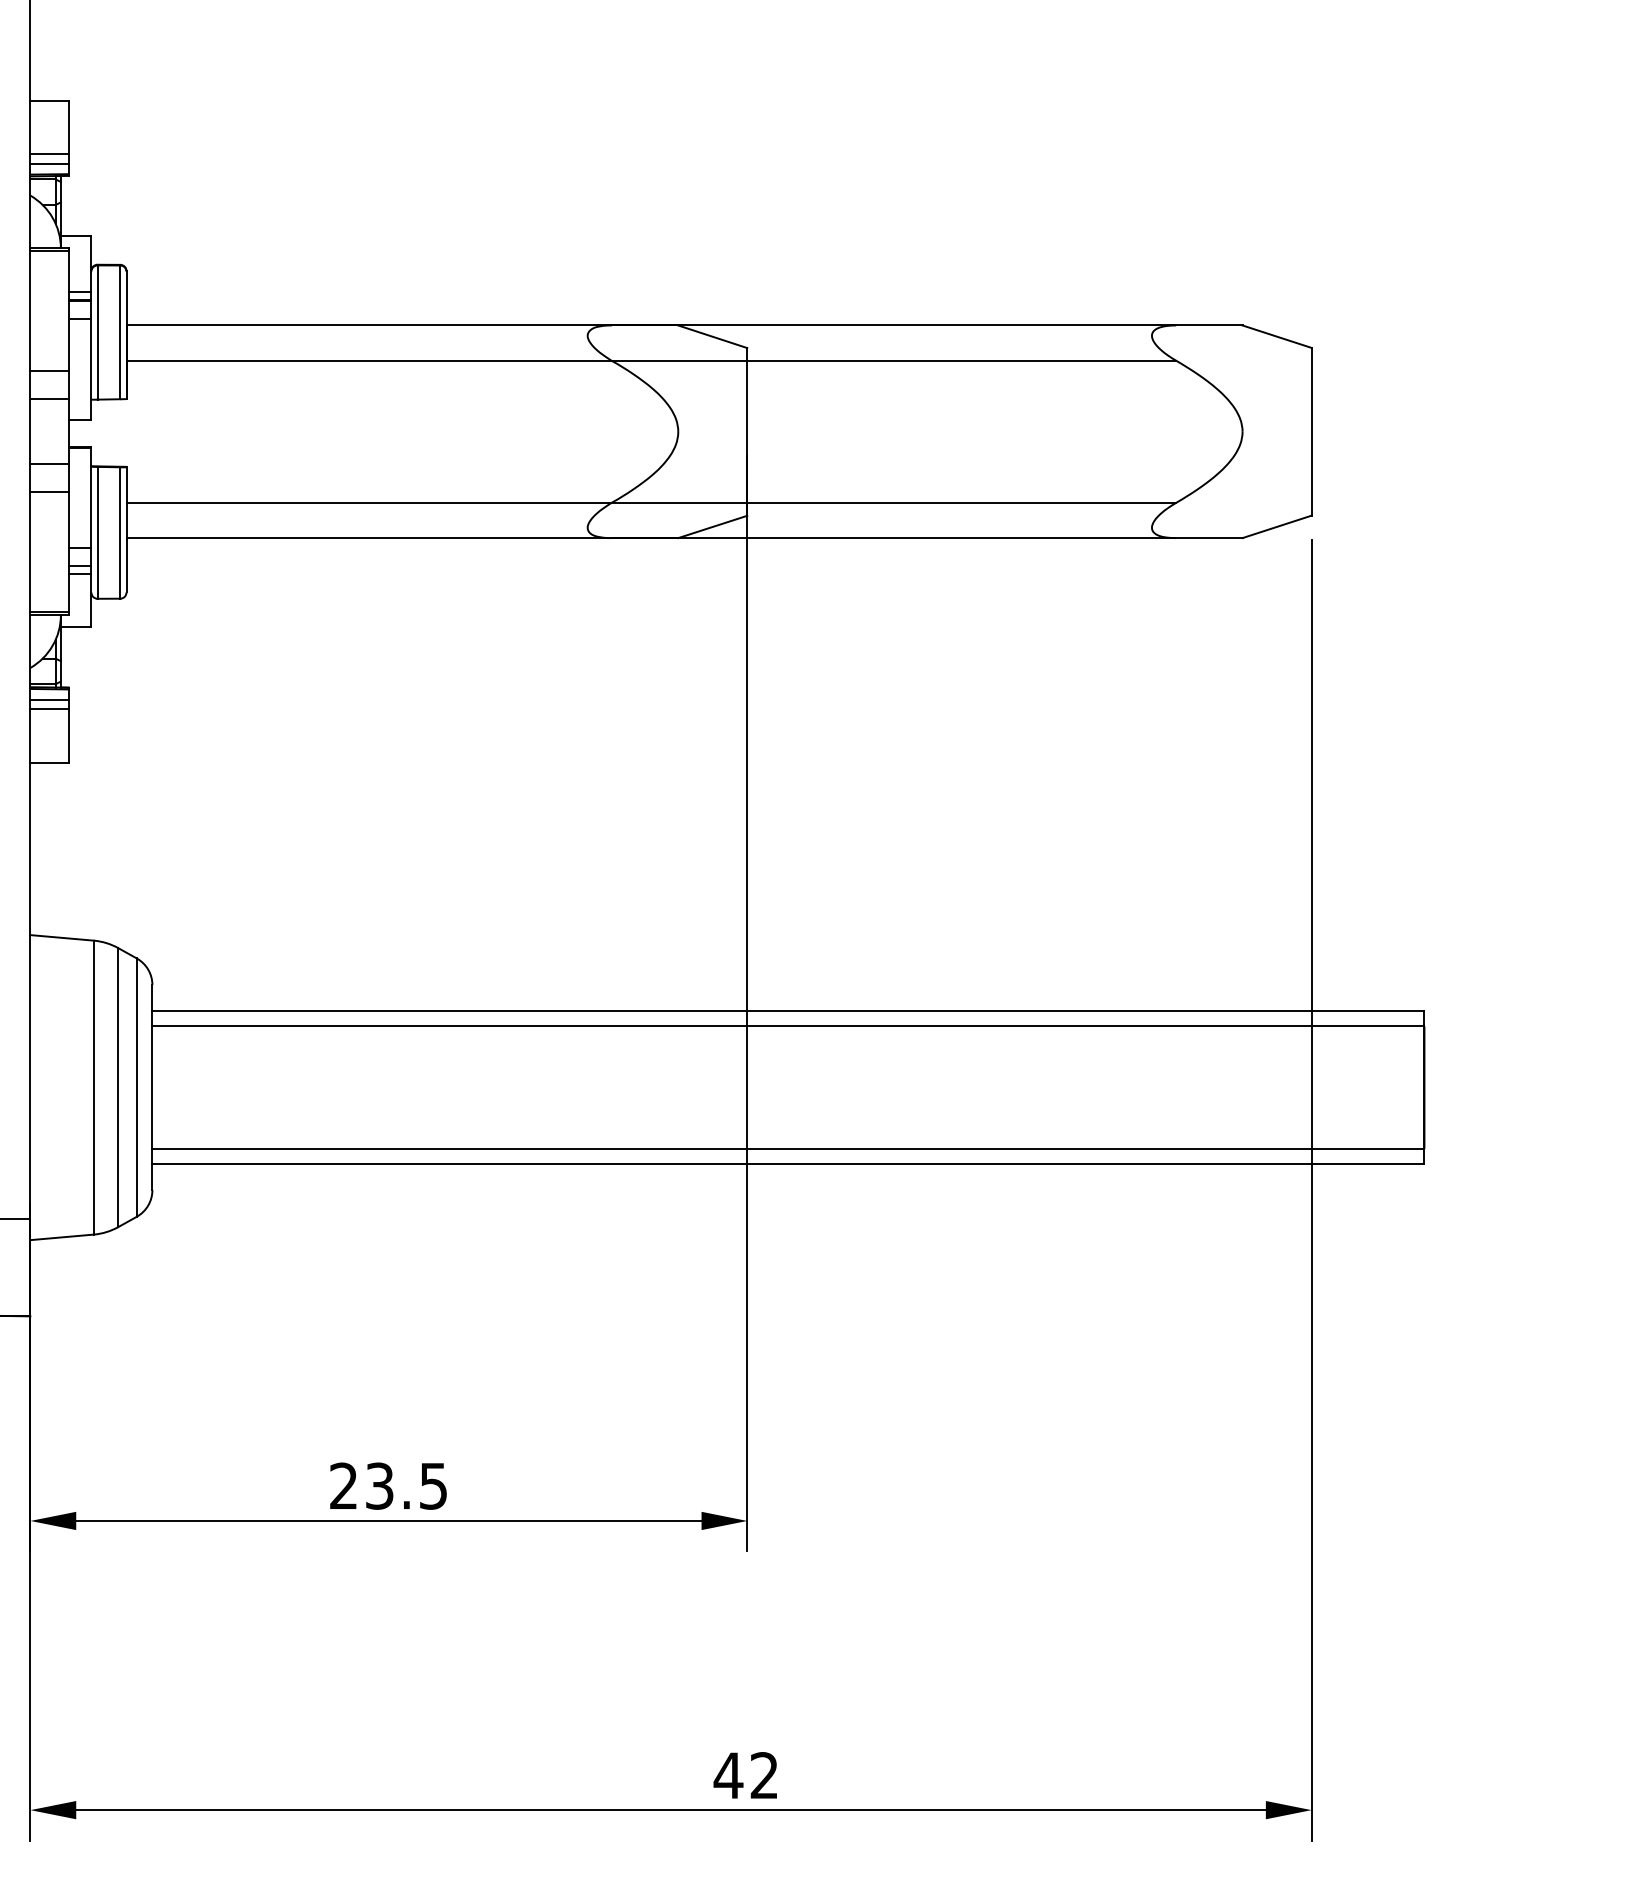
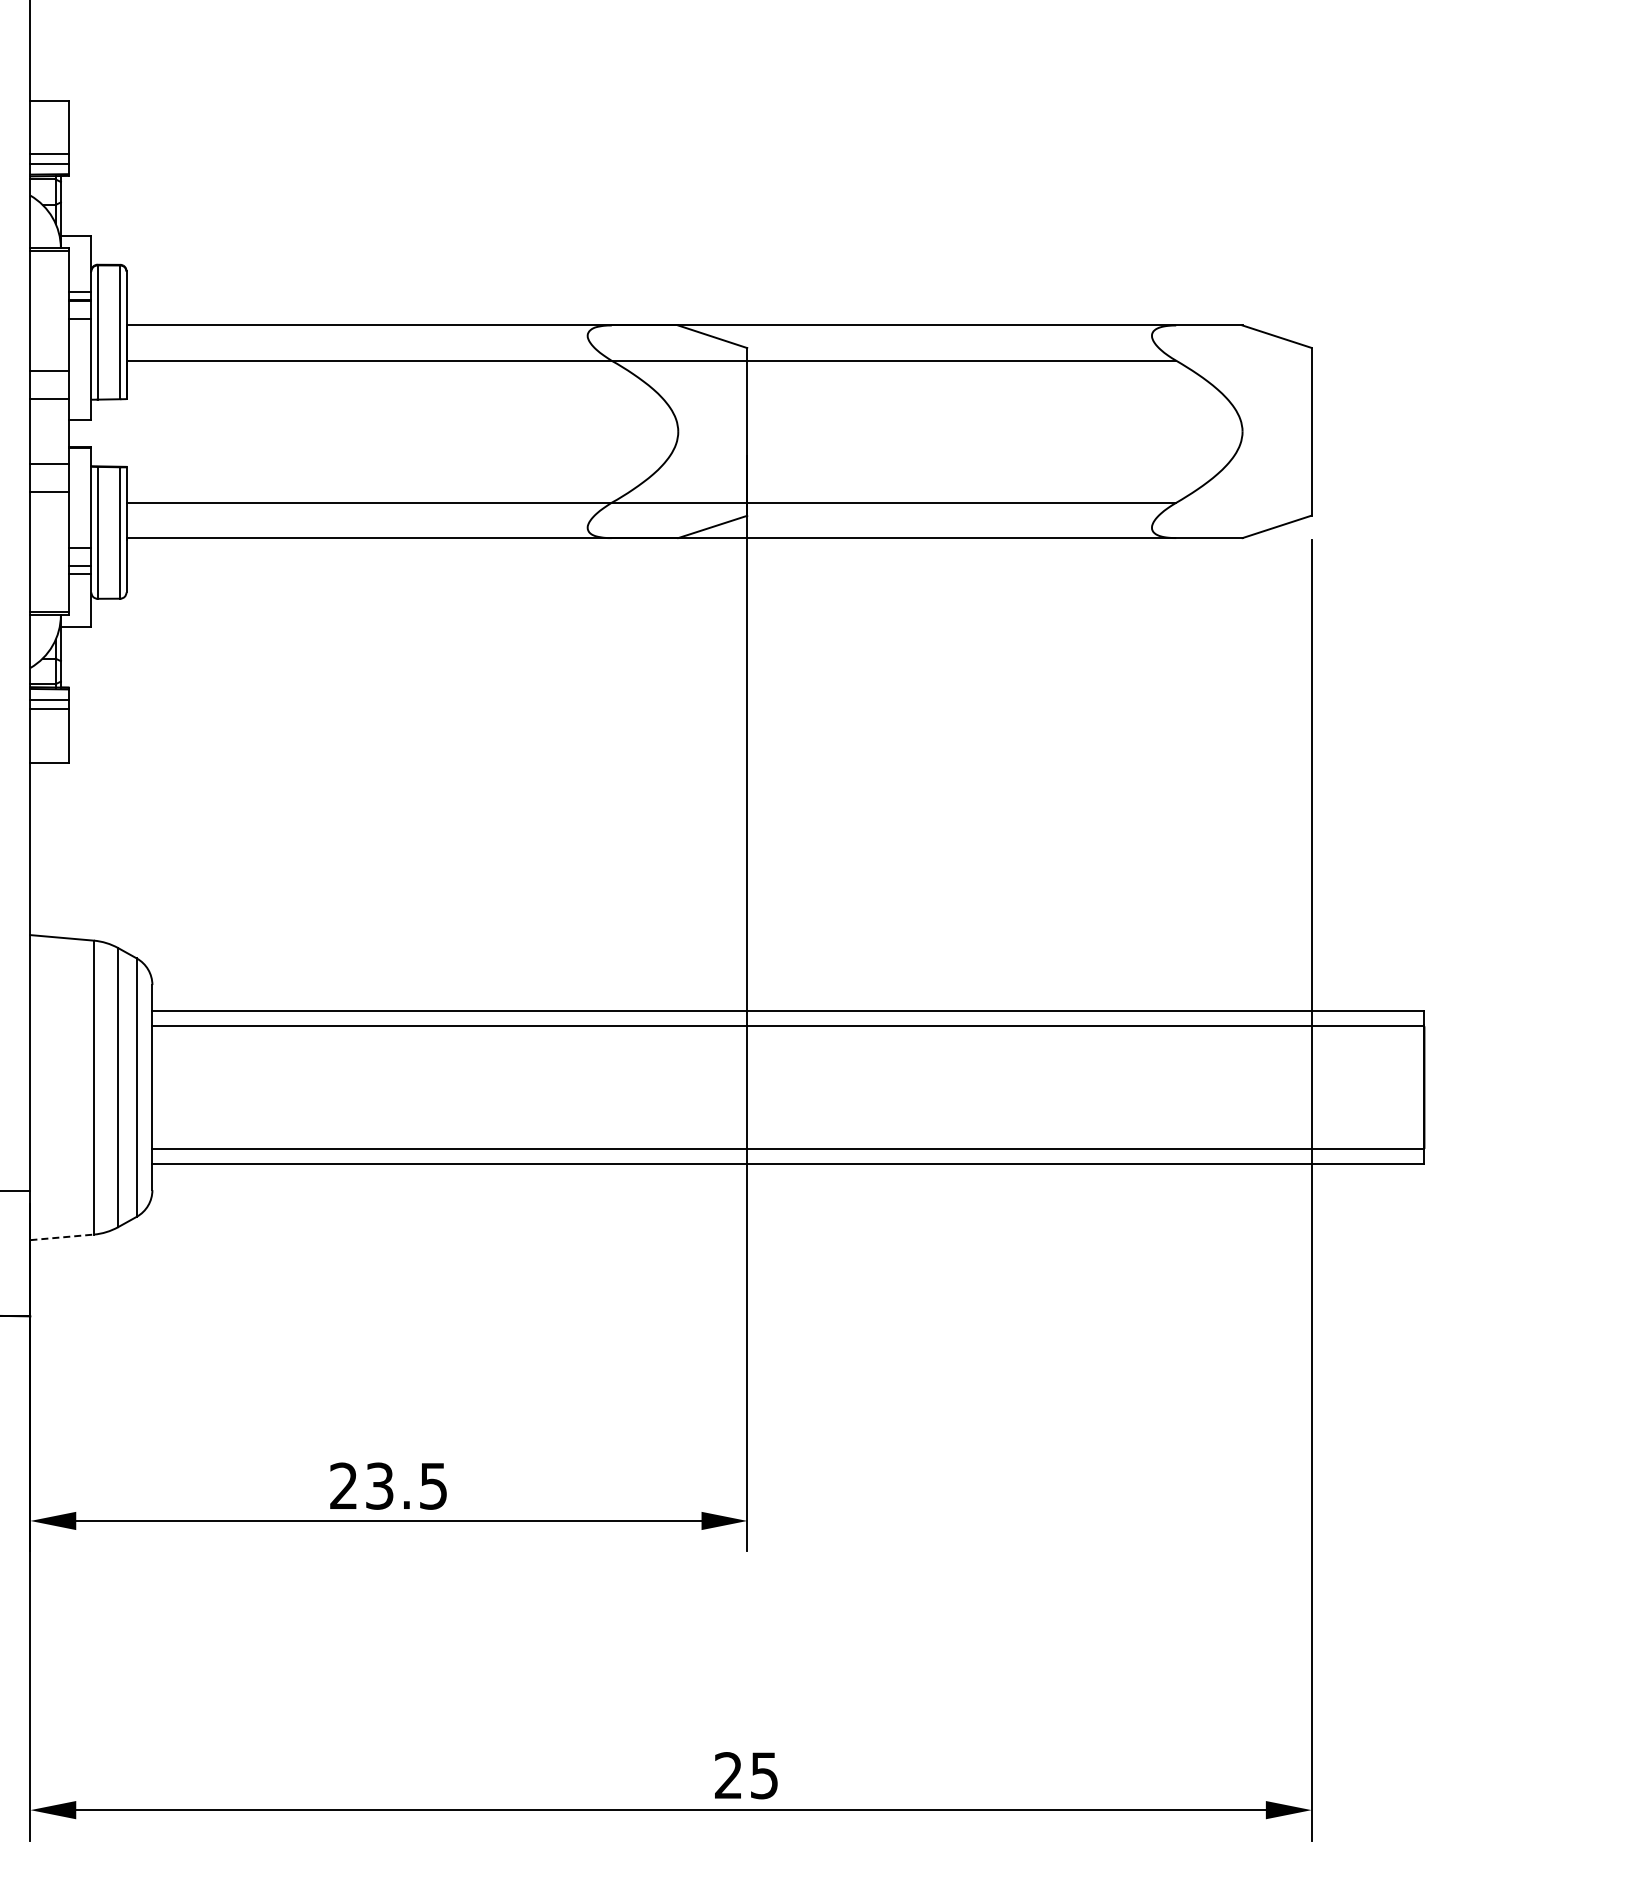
line position: (16, 1218) -> (16, 1190) (16, 1190)
line: solid -> dashed (62, 1237)
text: 42 -> 25 (745, 1775)
